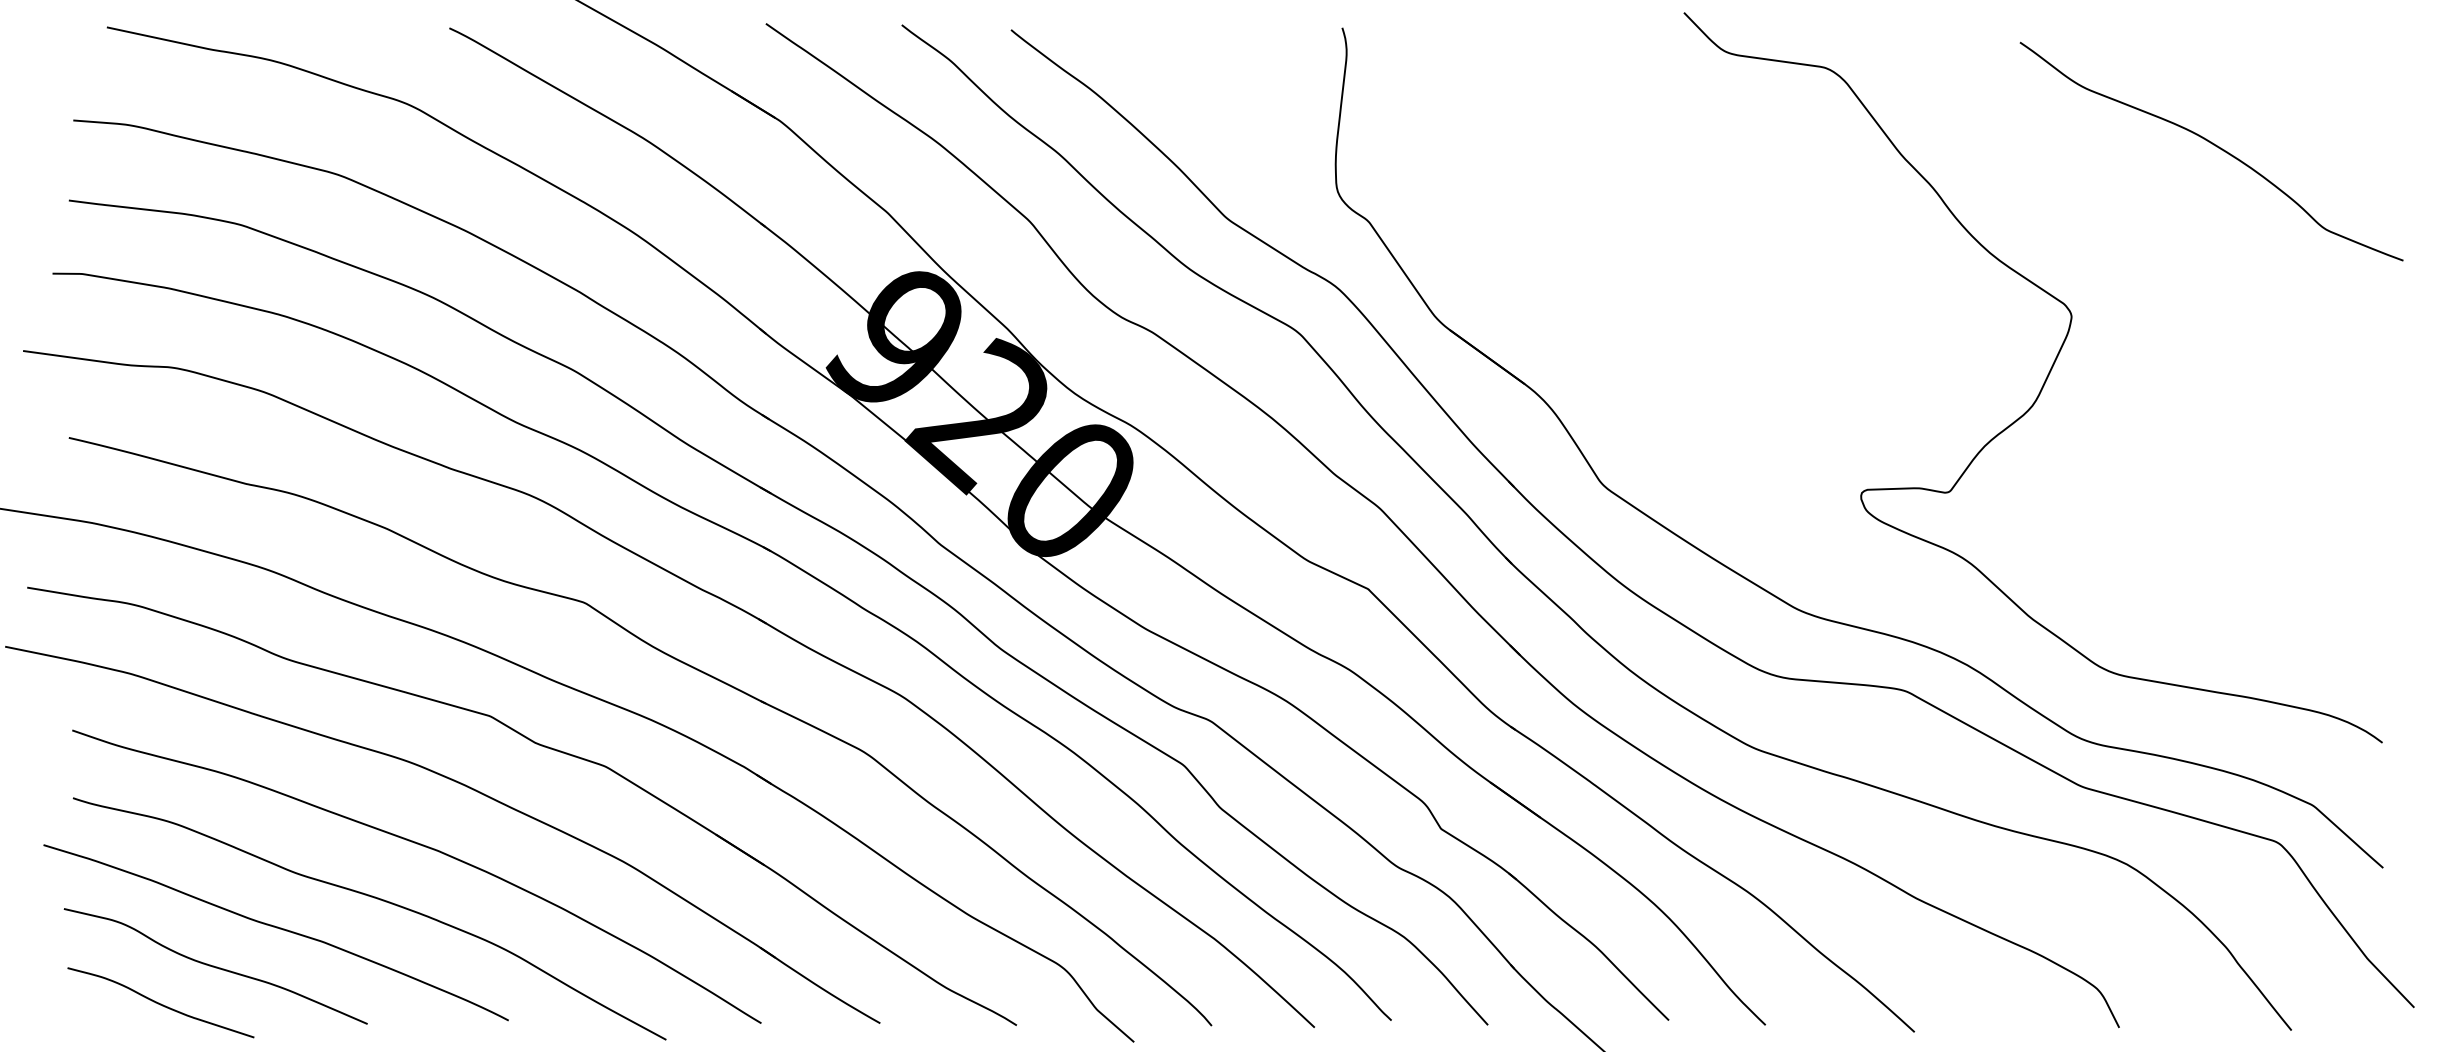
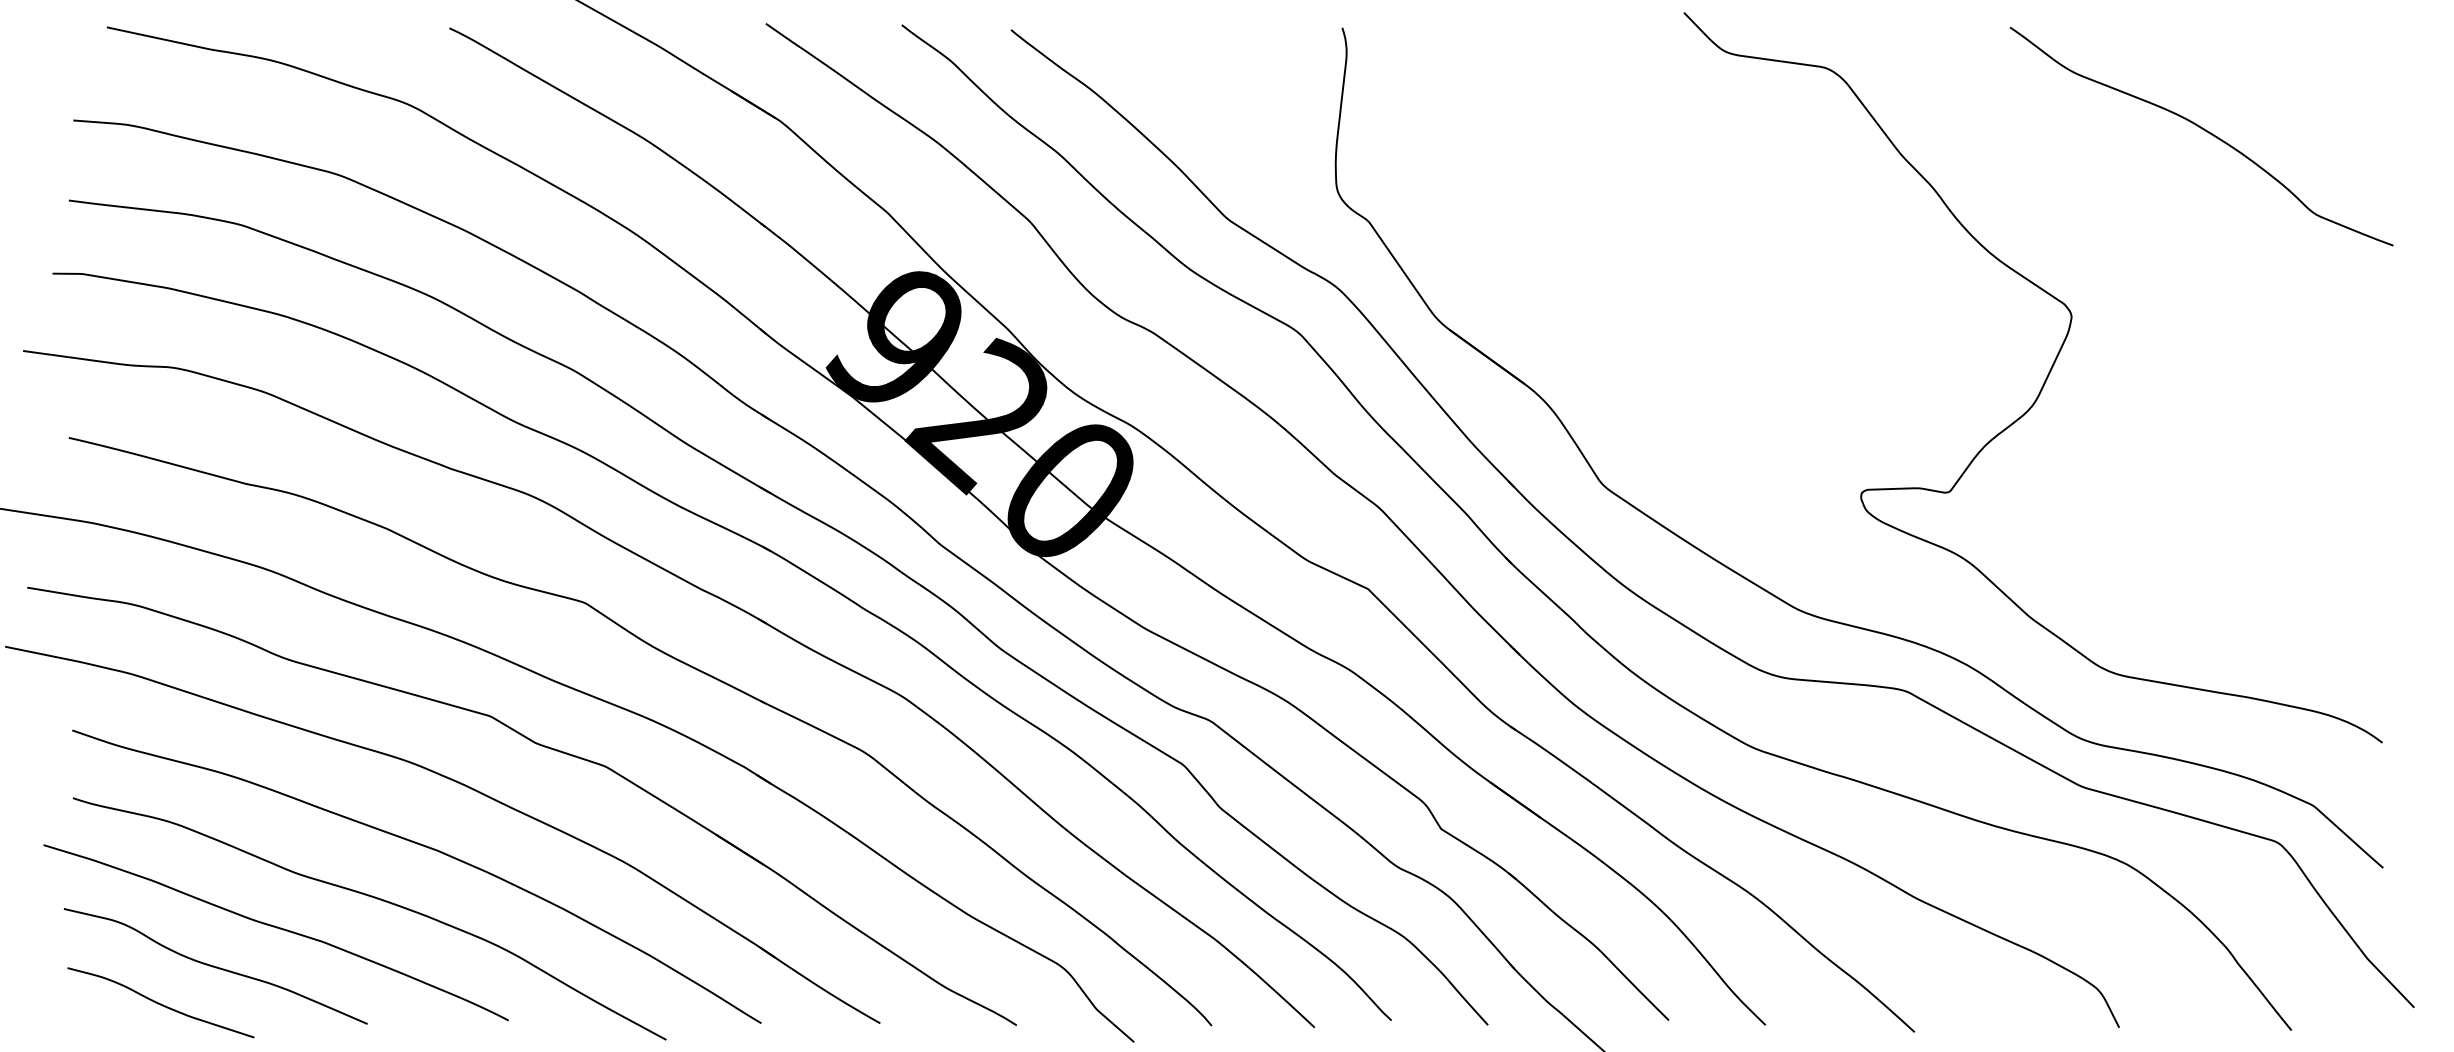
curve position: (2213, 145) -> (2203, 130) (2203, 130)
